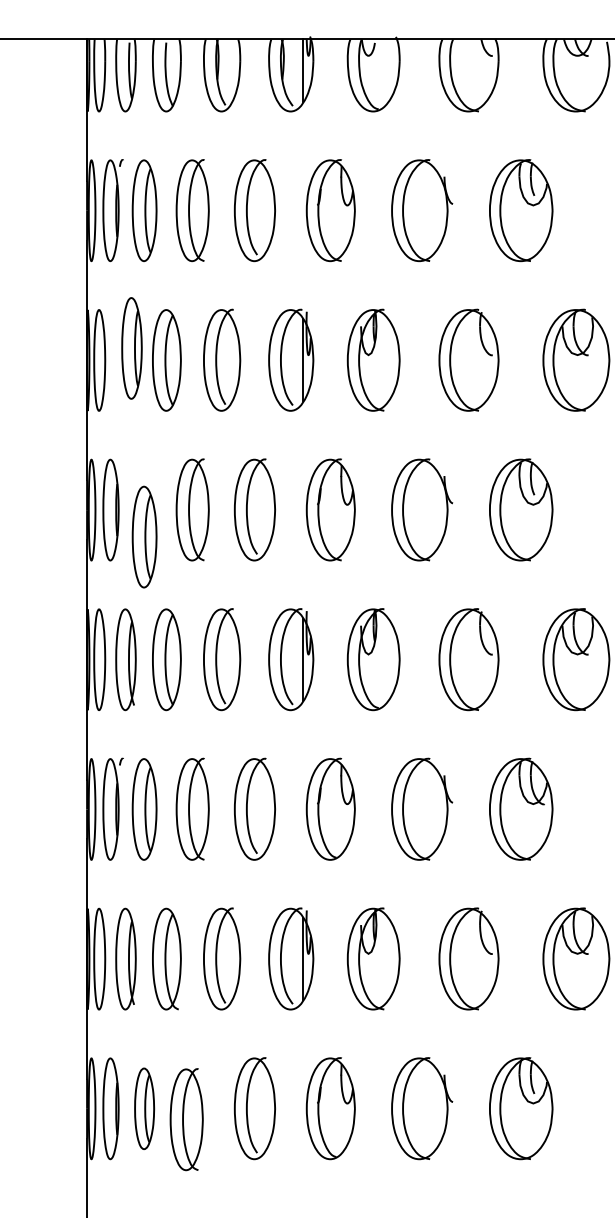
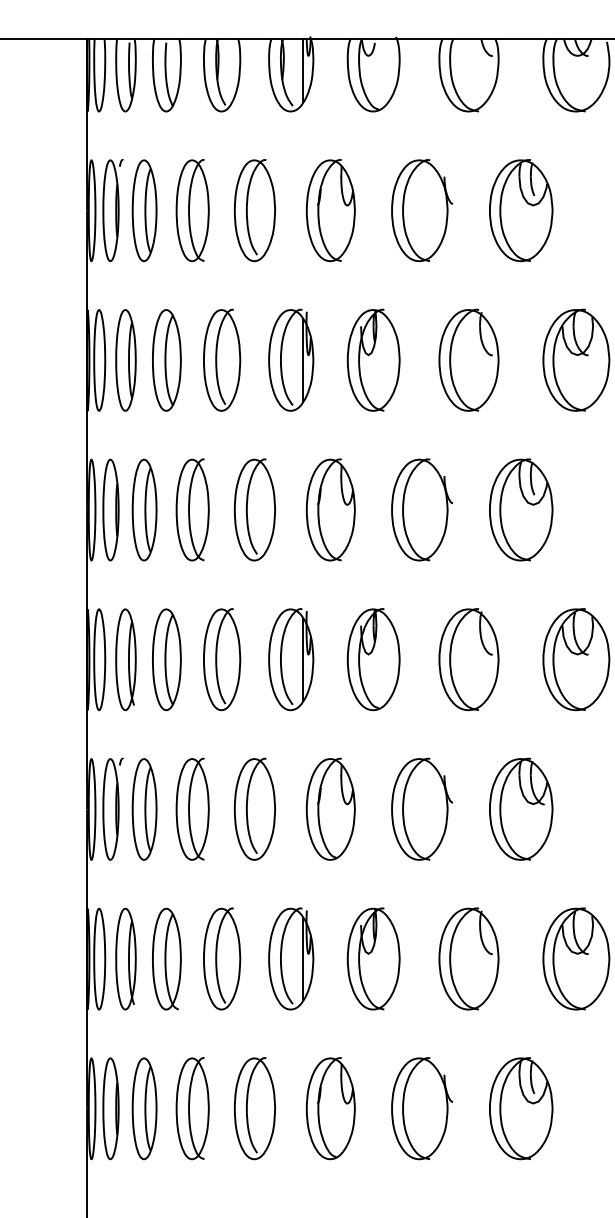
part position: (131, 348) -> (125, 360) (125, 360)
part position: (144, 536) -> (144, 509) (144, 509)
part size: 22x83 px -> 27x104 px (144, 1108)
part position: (186, 1119) -> (192, 1108) (192, 1108)
